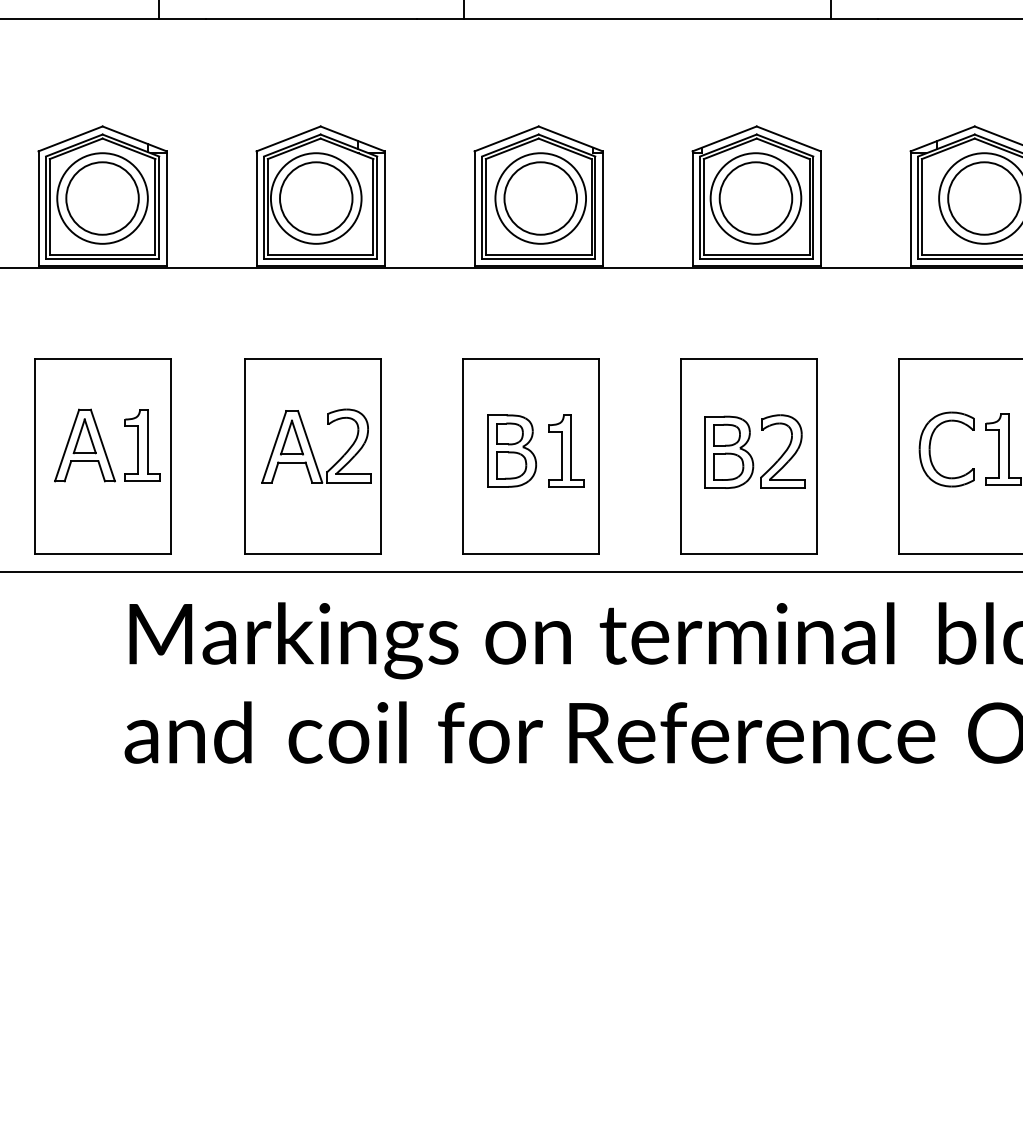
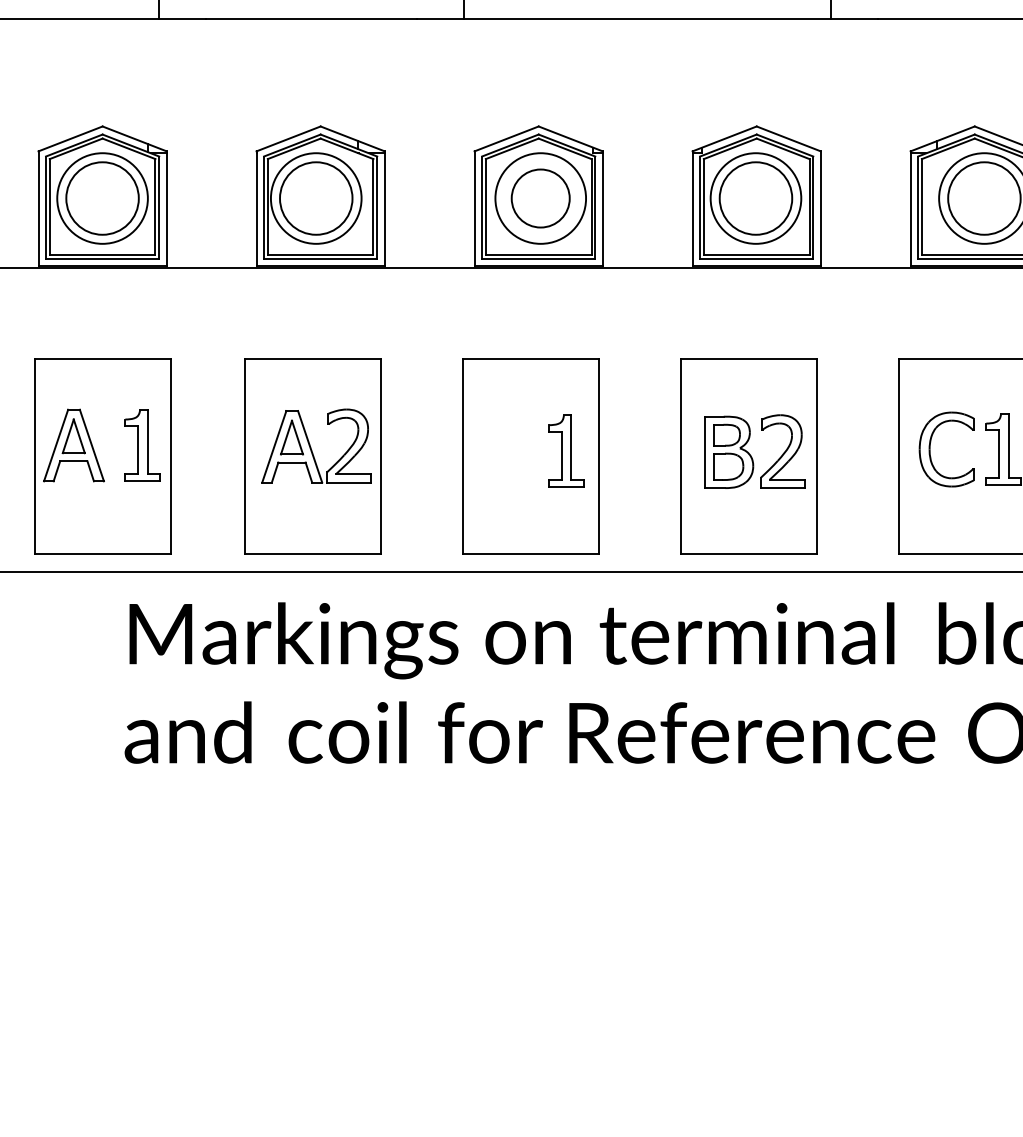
circle diameter: 73 px -> 58 px (540, 198)
part position: (84, 445) -> (73, 445) (73, 445)
part: present -> none (512, 450)
